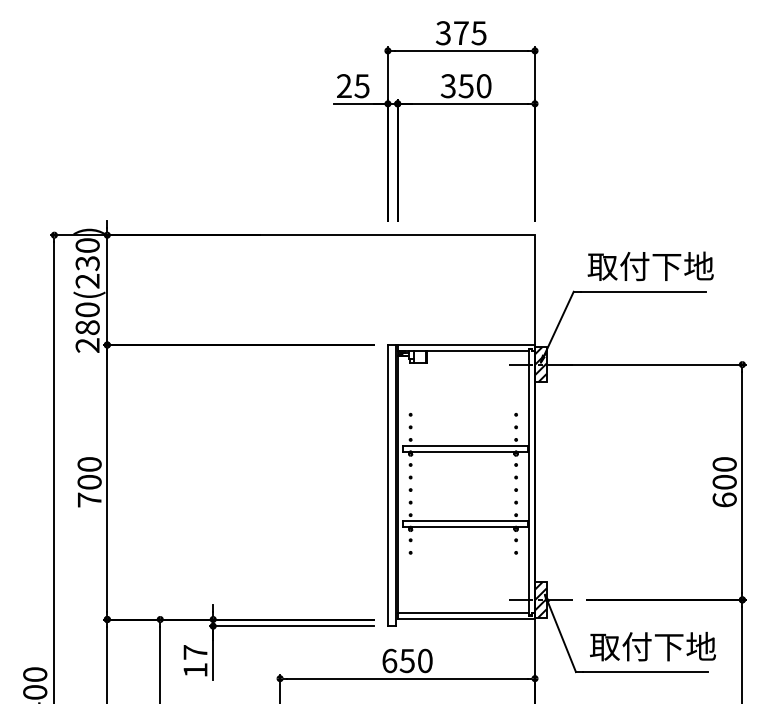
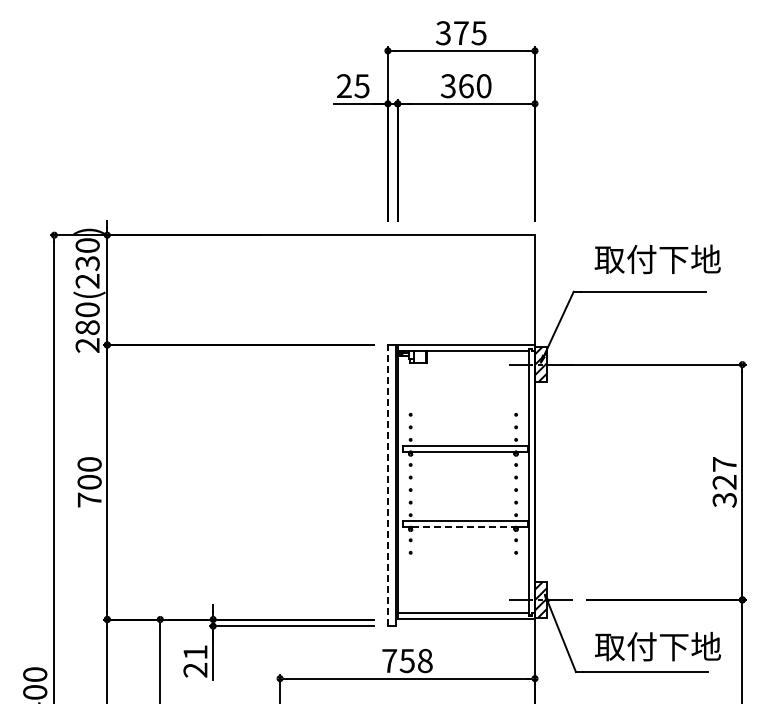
text: 350 -> 360 (465, 86)
text position: (650, 266) -> (657, 259) (657, 259)
text: 600 -> 327 (724, 482)
line: solid -> dashed (387, 485)
line: solid -> dashed (463, 527)
text position: (652, 646) -> (657, 646) (657, 646)
text: 650 -> 758 (407, 660)
text: 17 -> 21 (195, 661)
